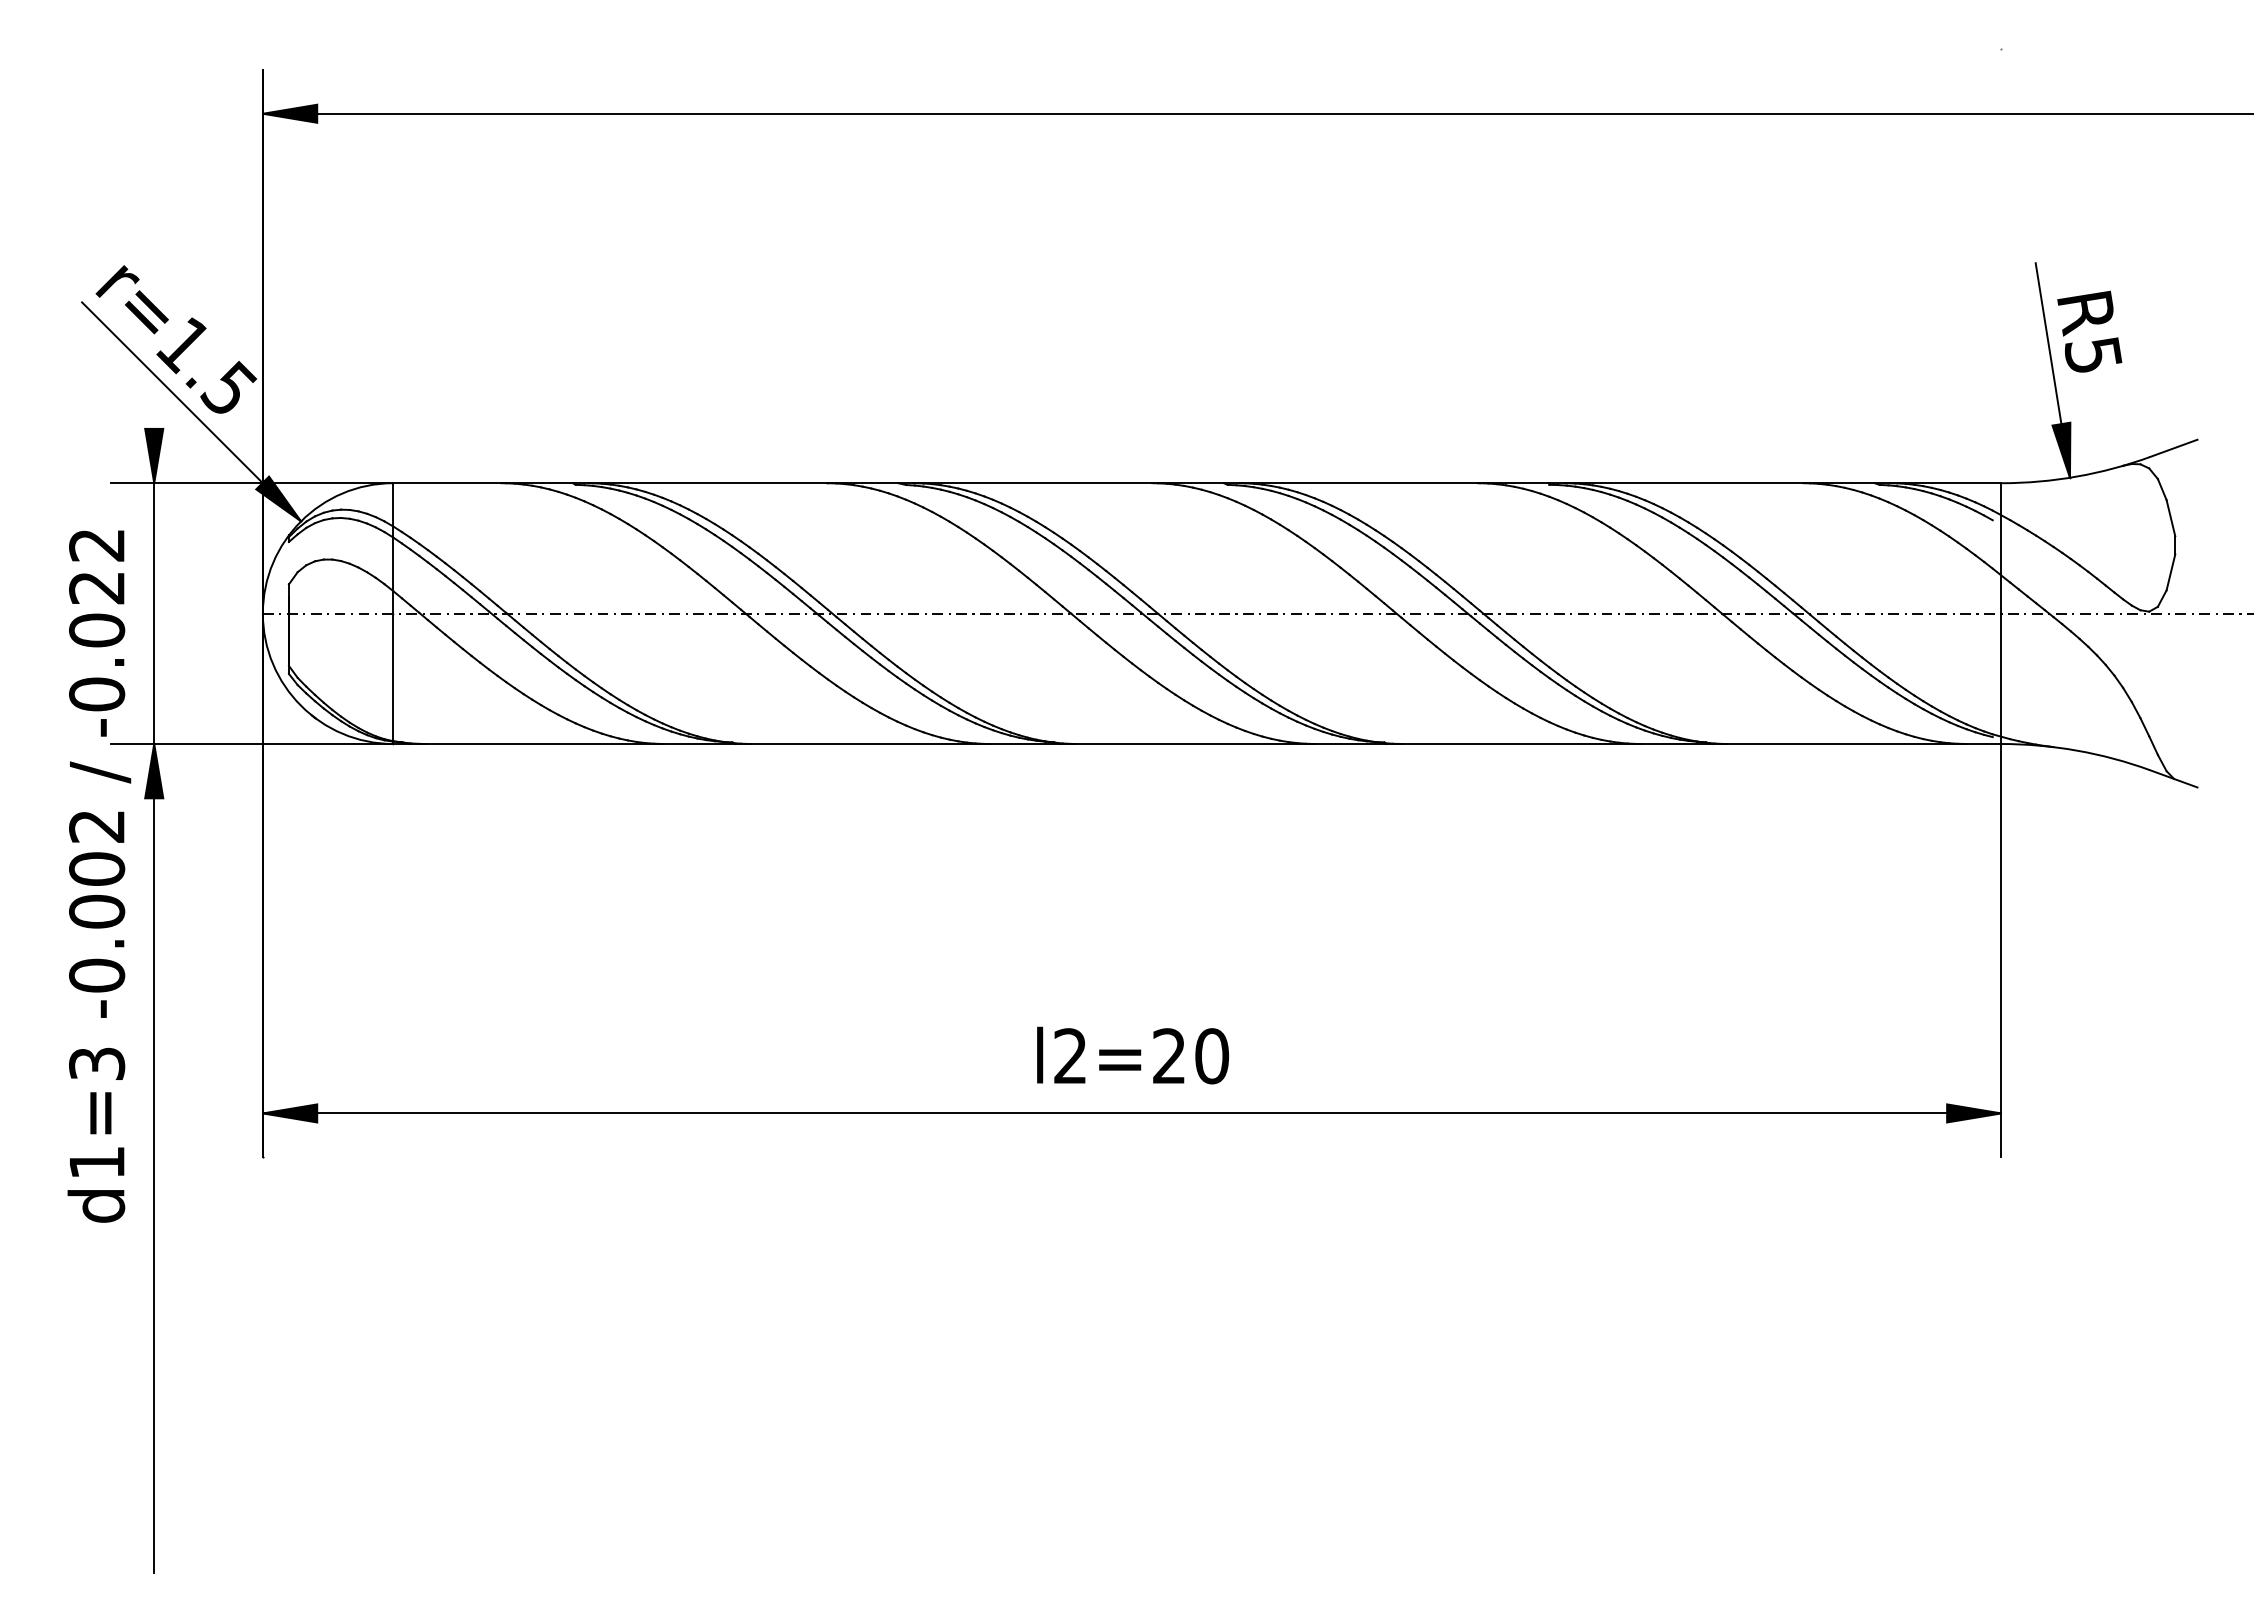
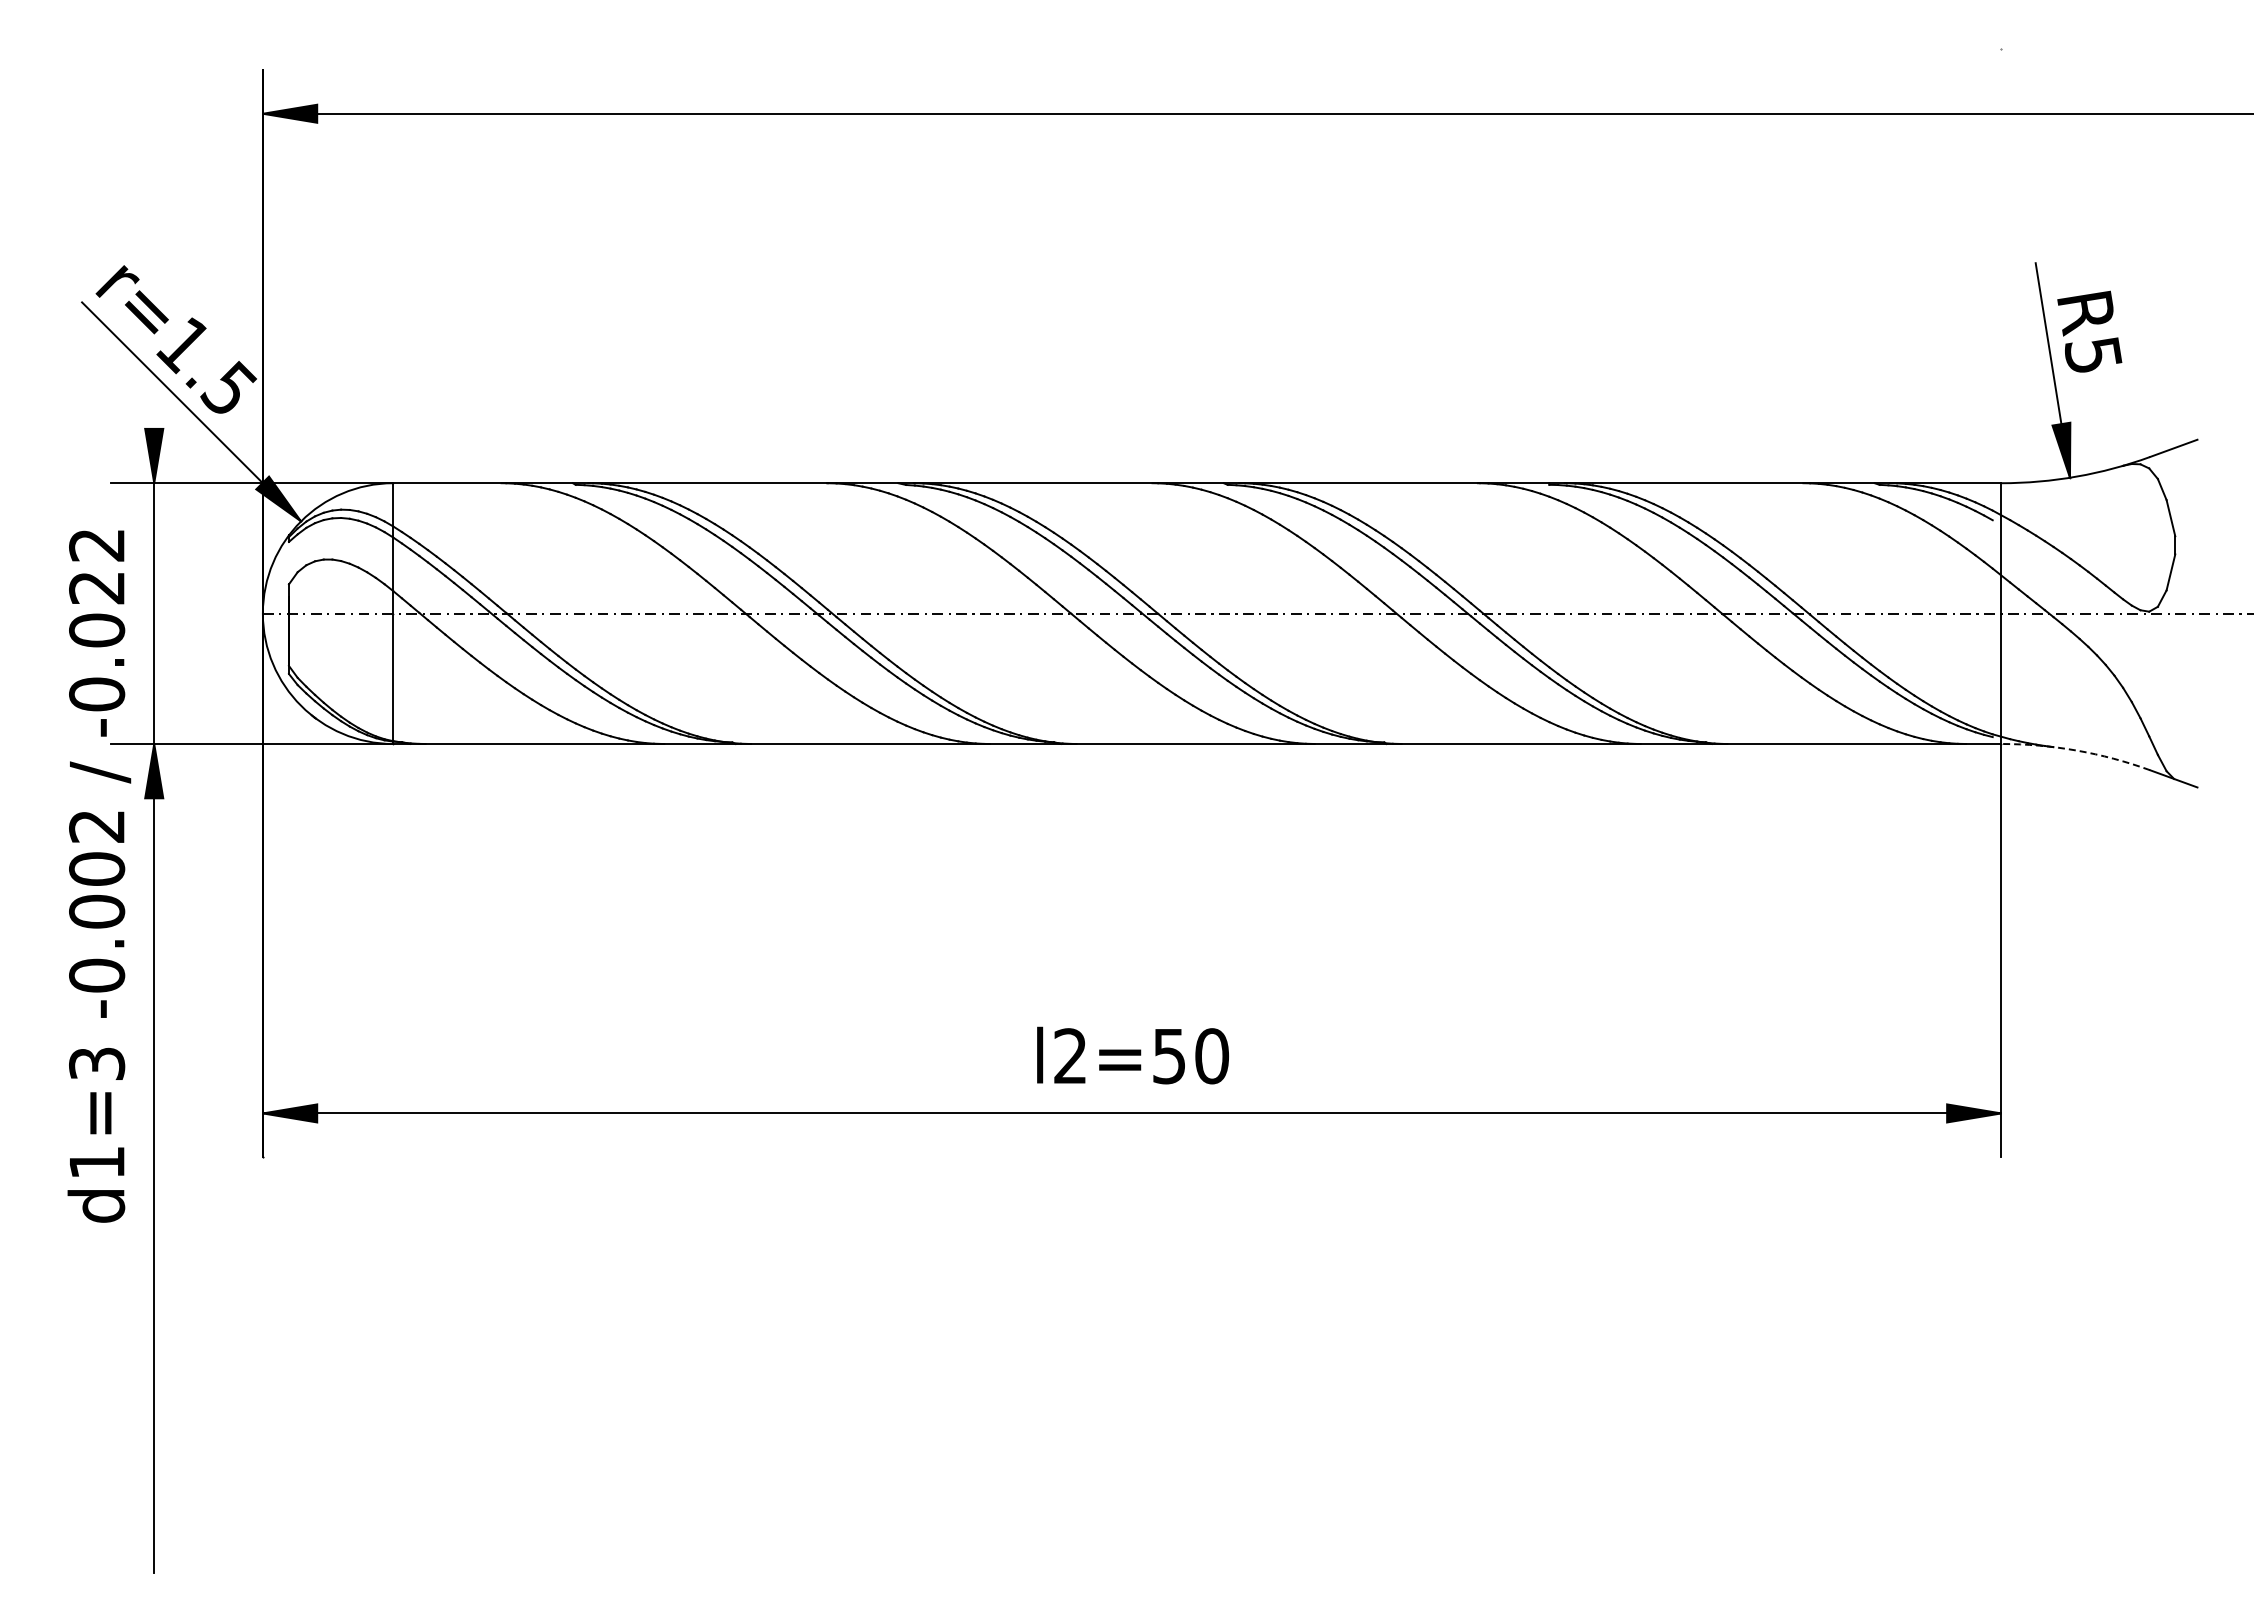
arc: solid -> dashed (2076, 750)
text: l2=20 -> l2=50 (1168, 1056)
